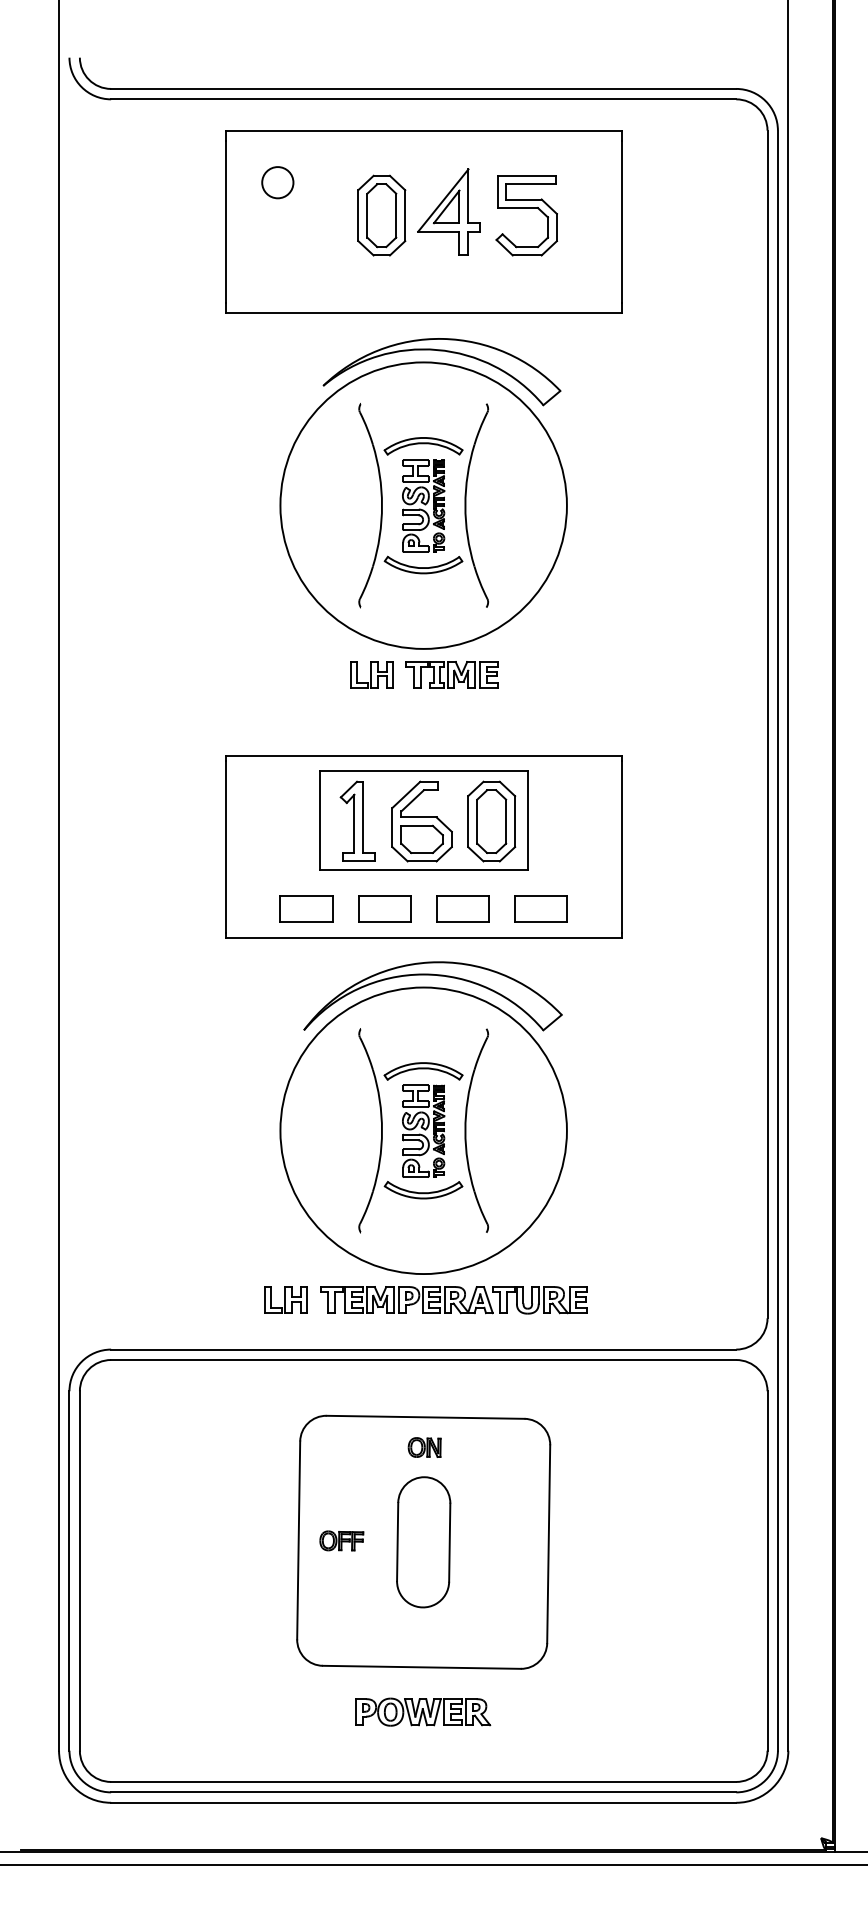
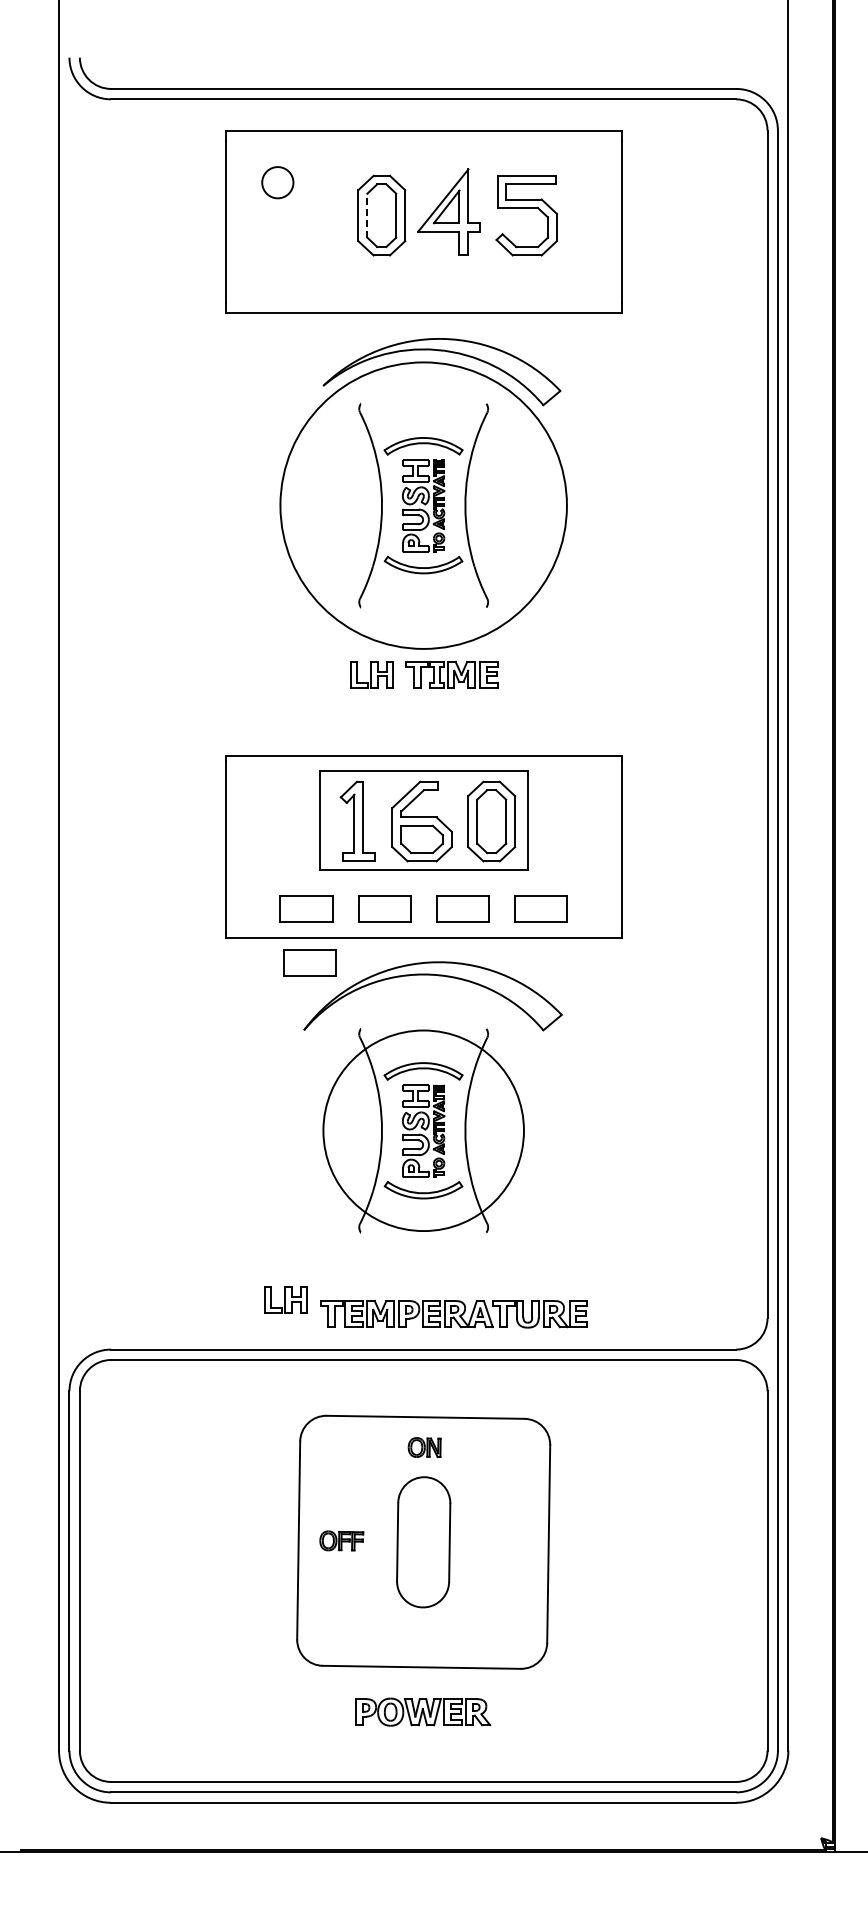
line: solid -> dashed (367, 215)
part: none -> present (309, 962)
circle diameter: 287 px -> 201 px (423, 1130)
part position: (453, 1300) -> (453, 1314) (453, 1314)
line: present -> none (433, 1865)
